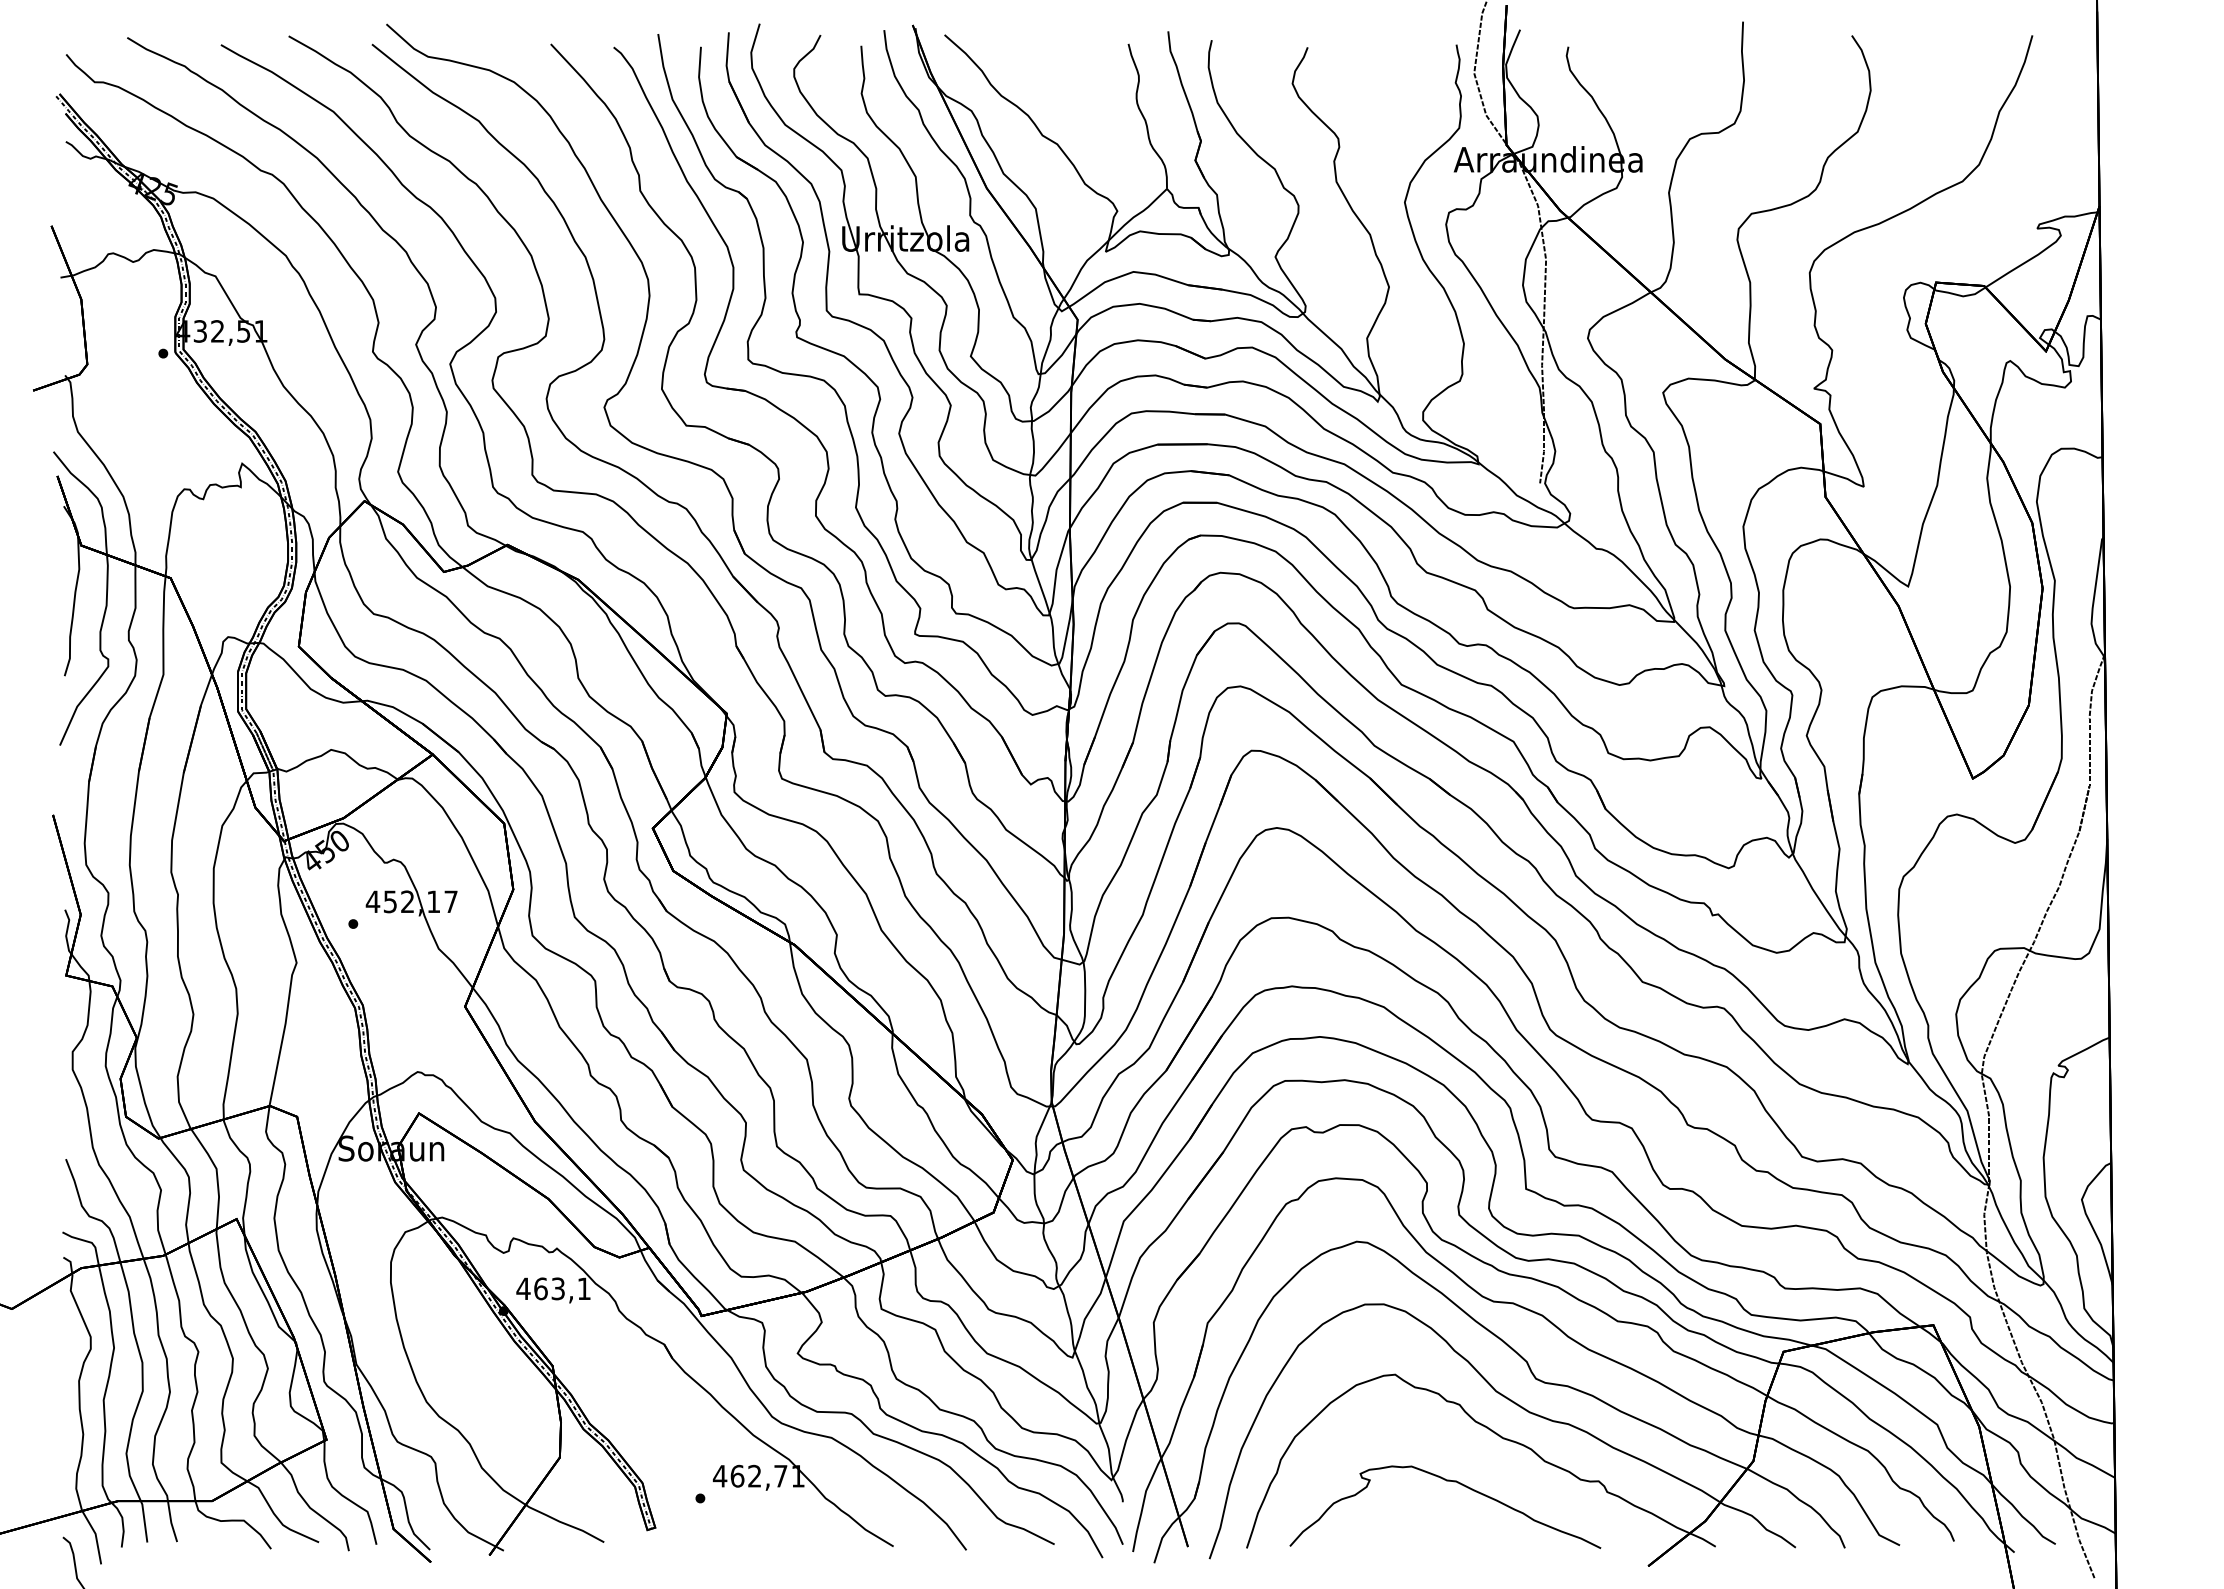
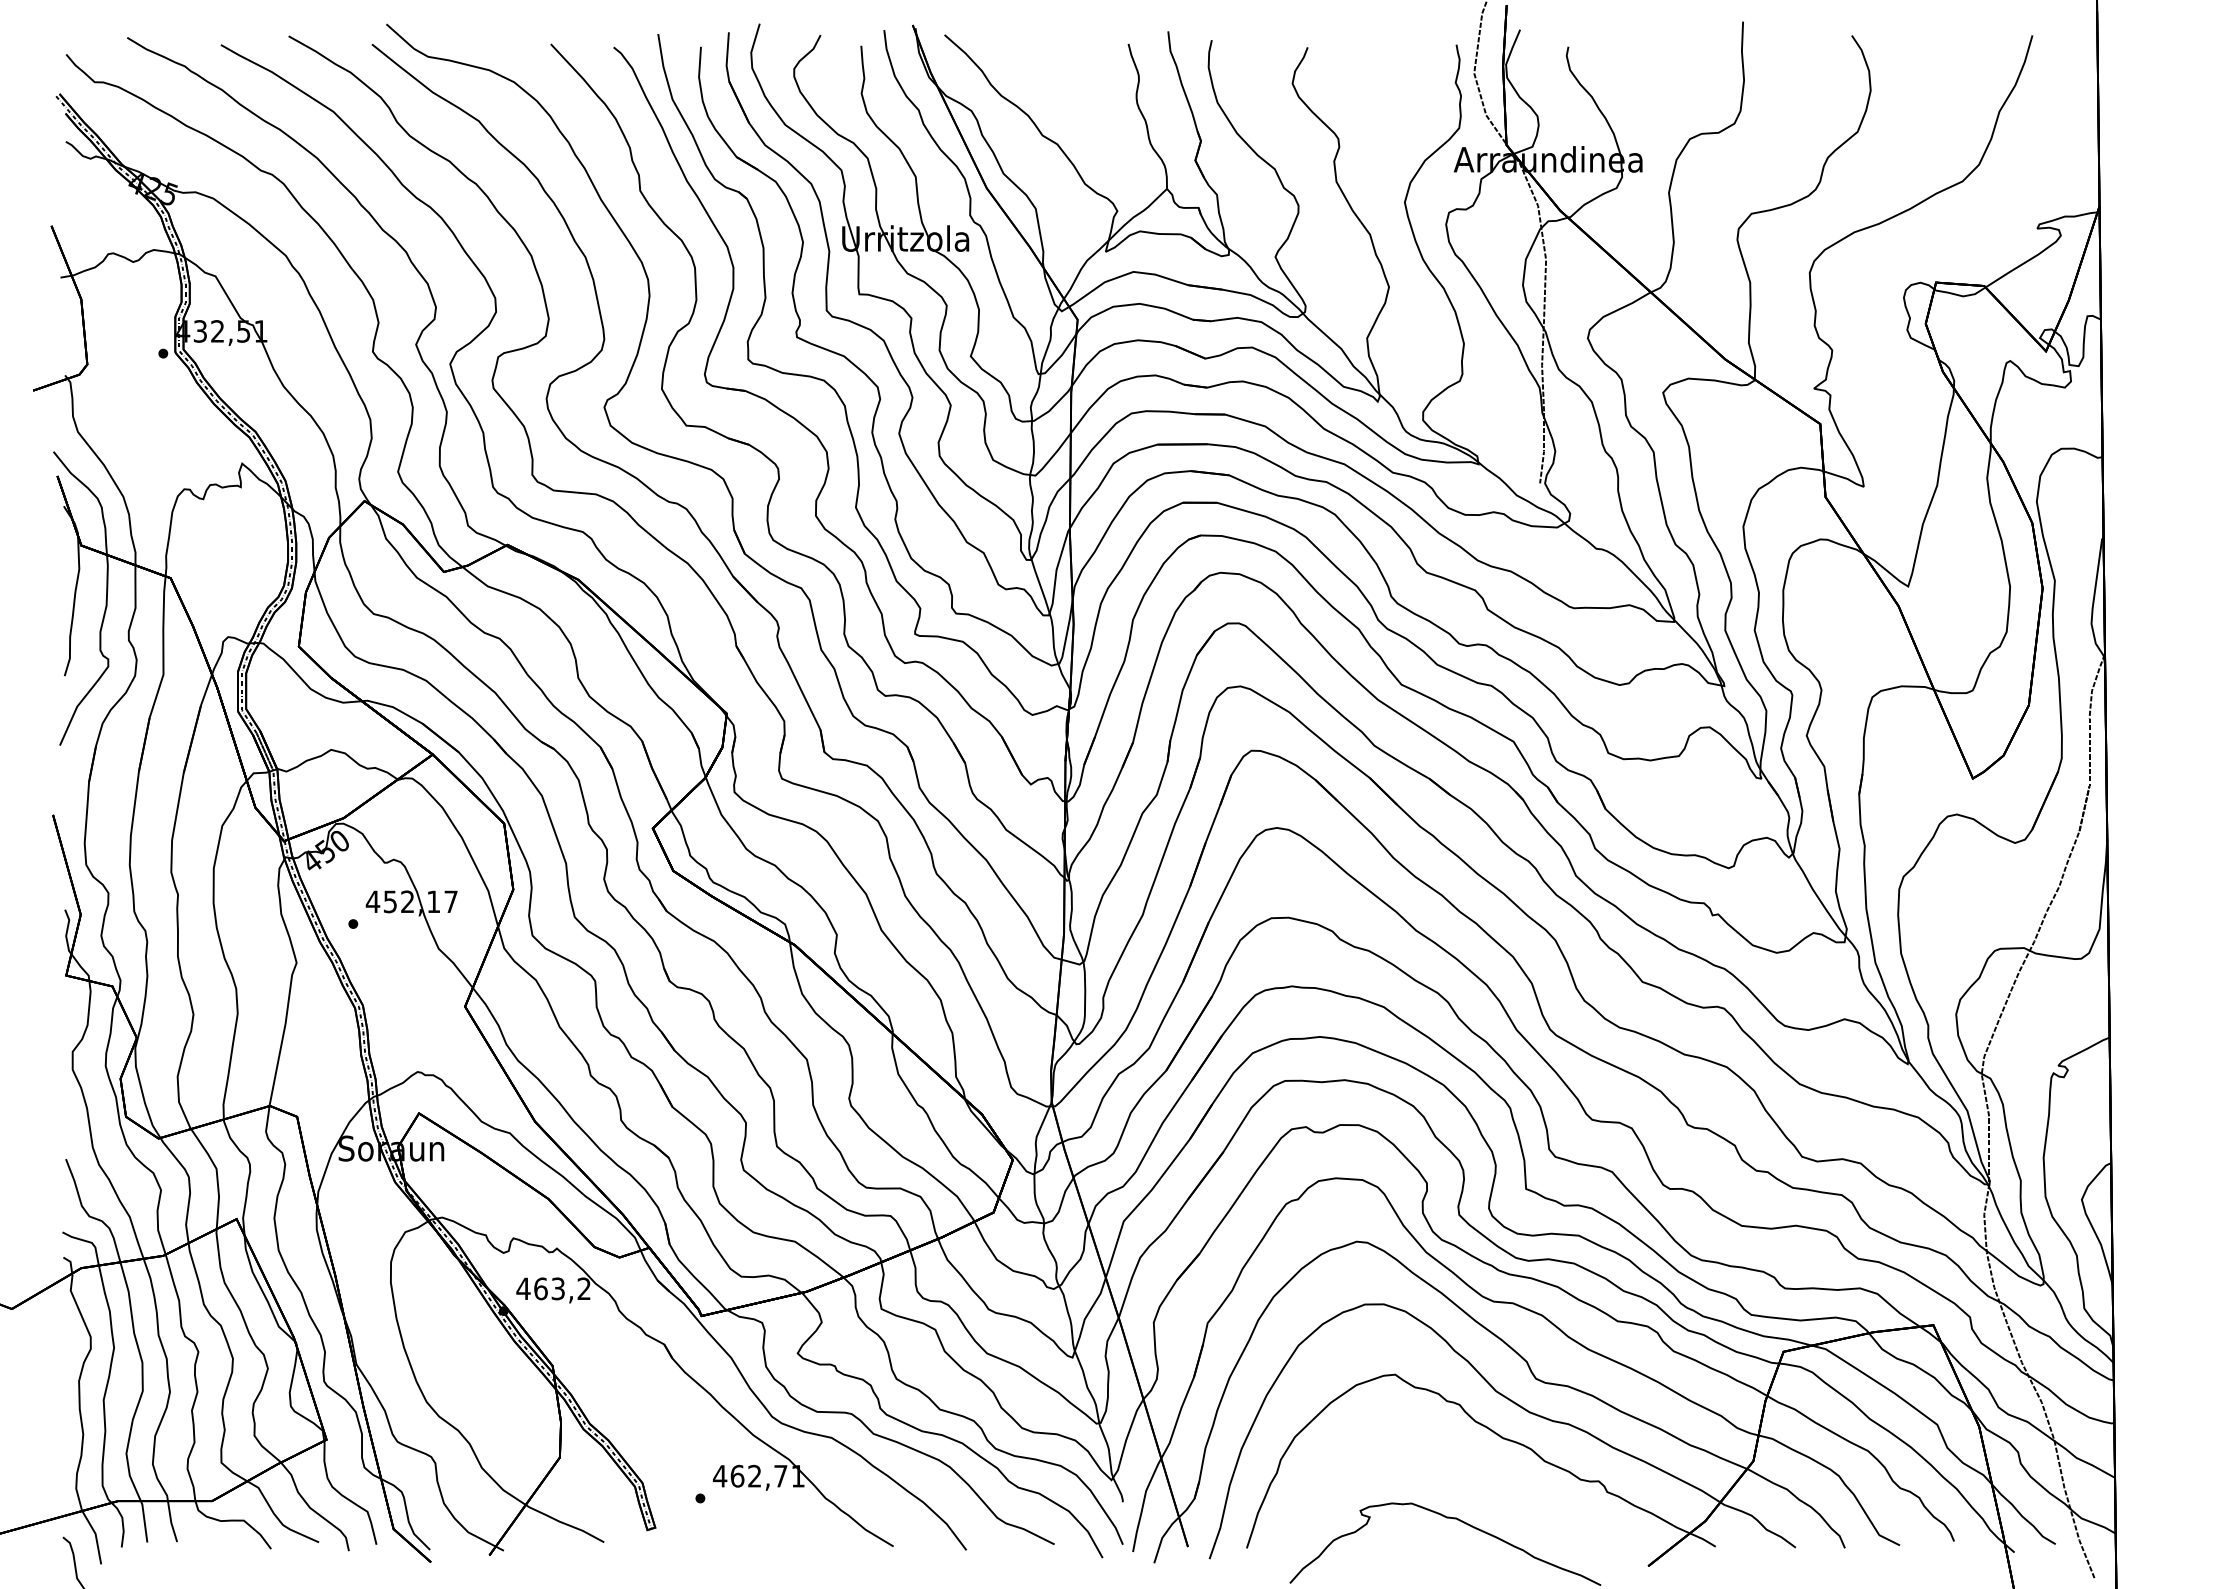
text: 463,1 -> 463,2 (583, 1288)
curve position: (1446, 1481) -> (1446, 1518) (1446, 1518)
